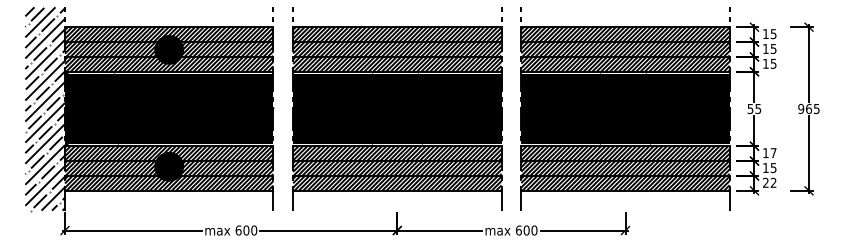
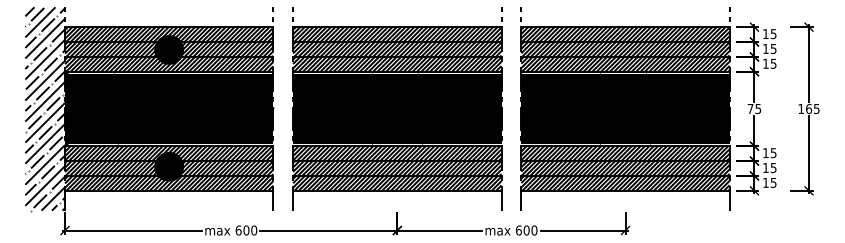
text: 55 -> 75 (750, 109)
text: 965 -> 165 (801, 109)
text: 17 -> 15 (773, 153)
text: 22 -> 15 (769, 182)
